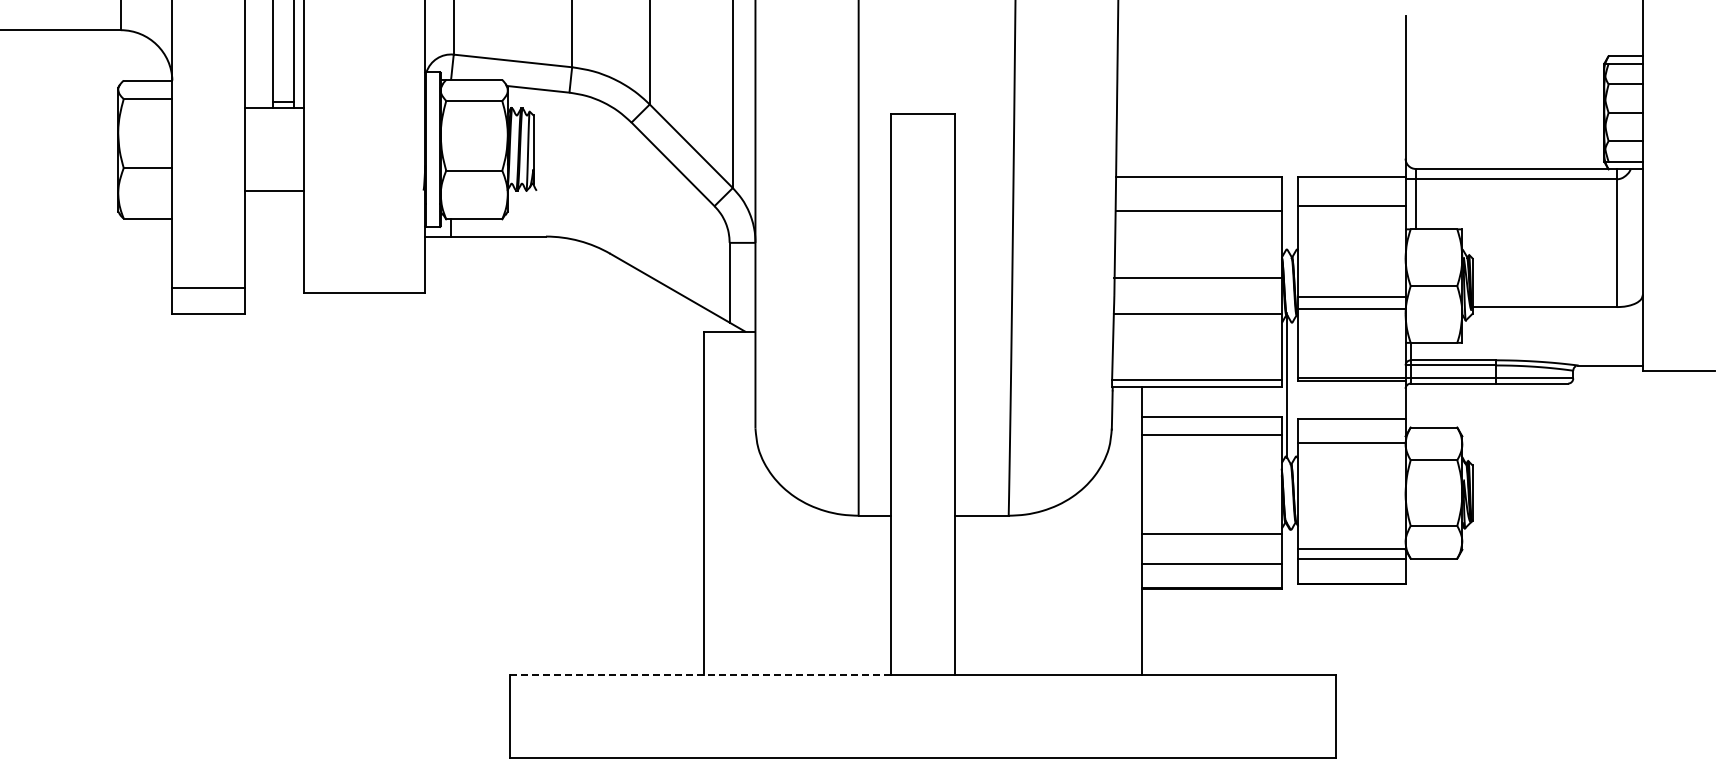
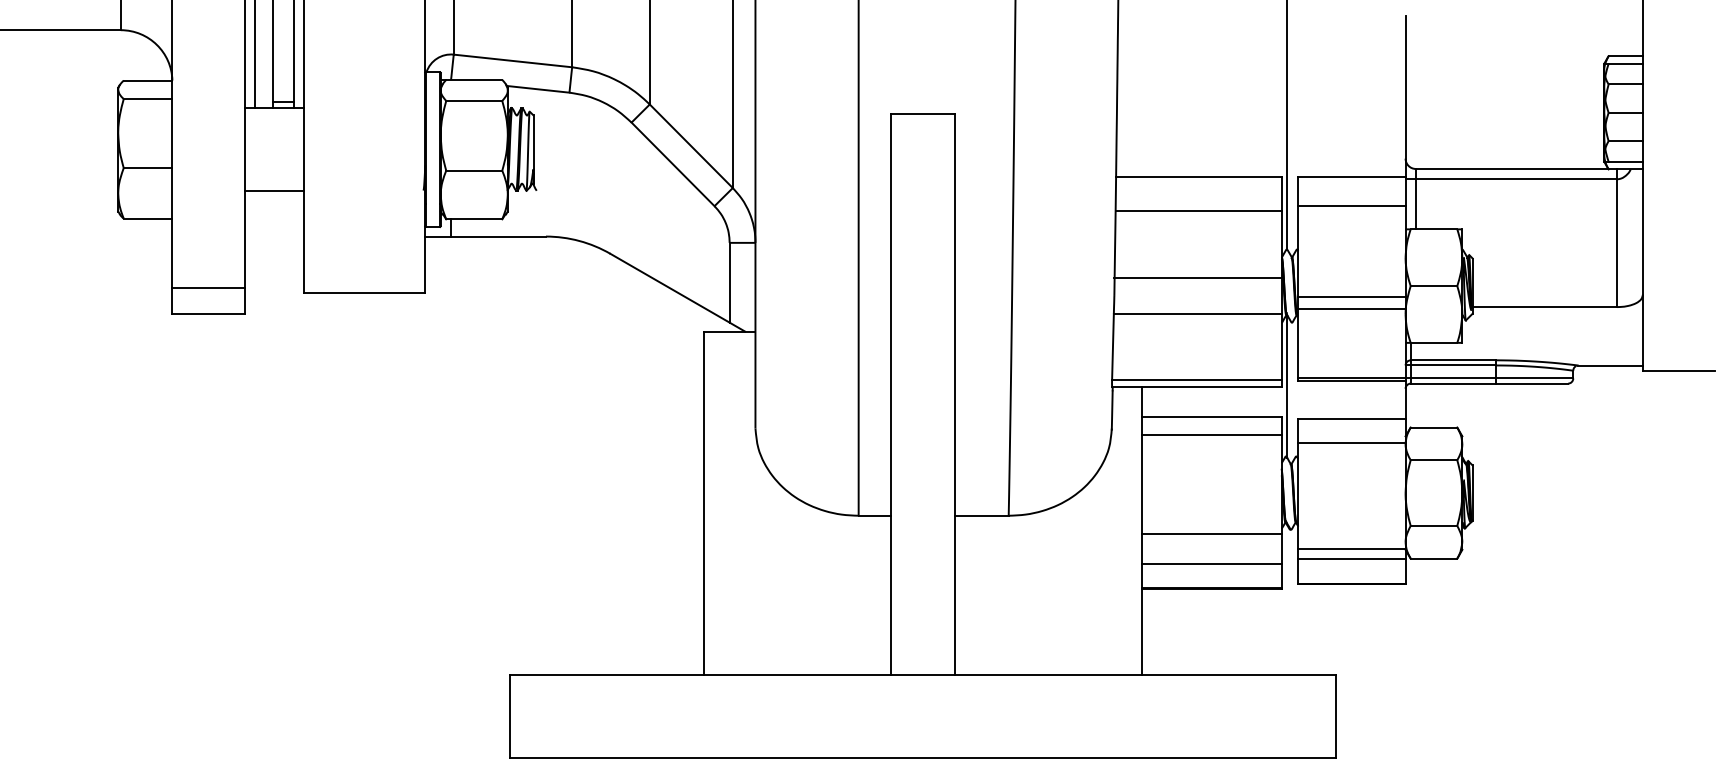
line: none -> present (254, 55)
line: none -> present (1286, 125)
line: dashed -> solid (701, 675)
